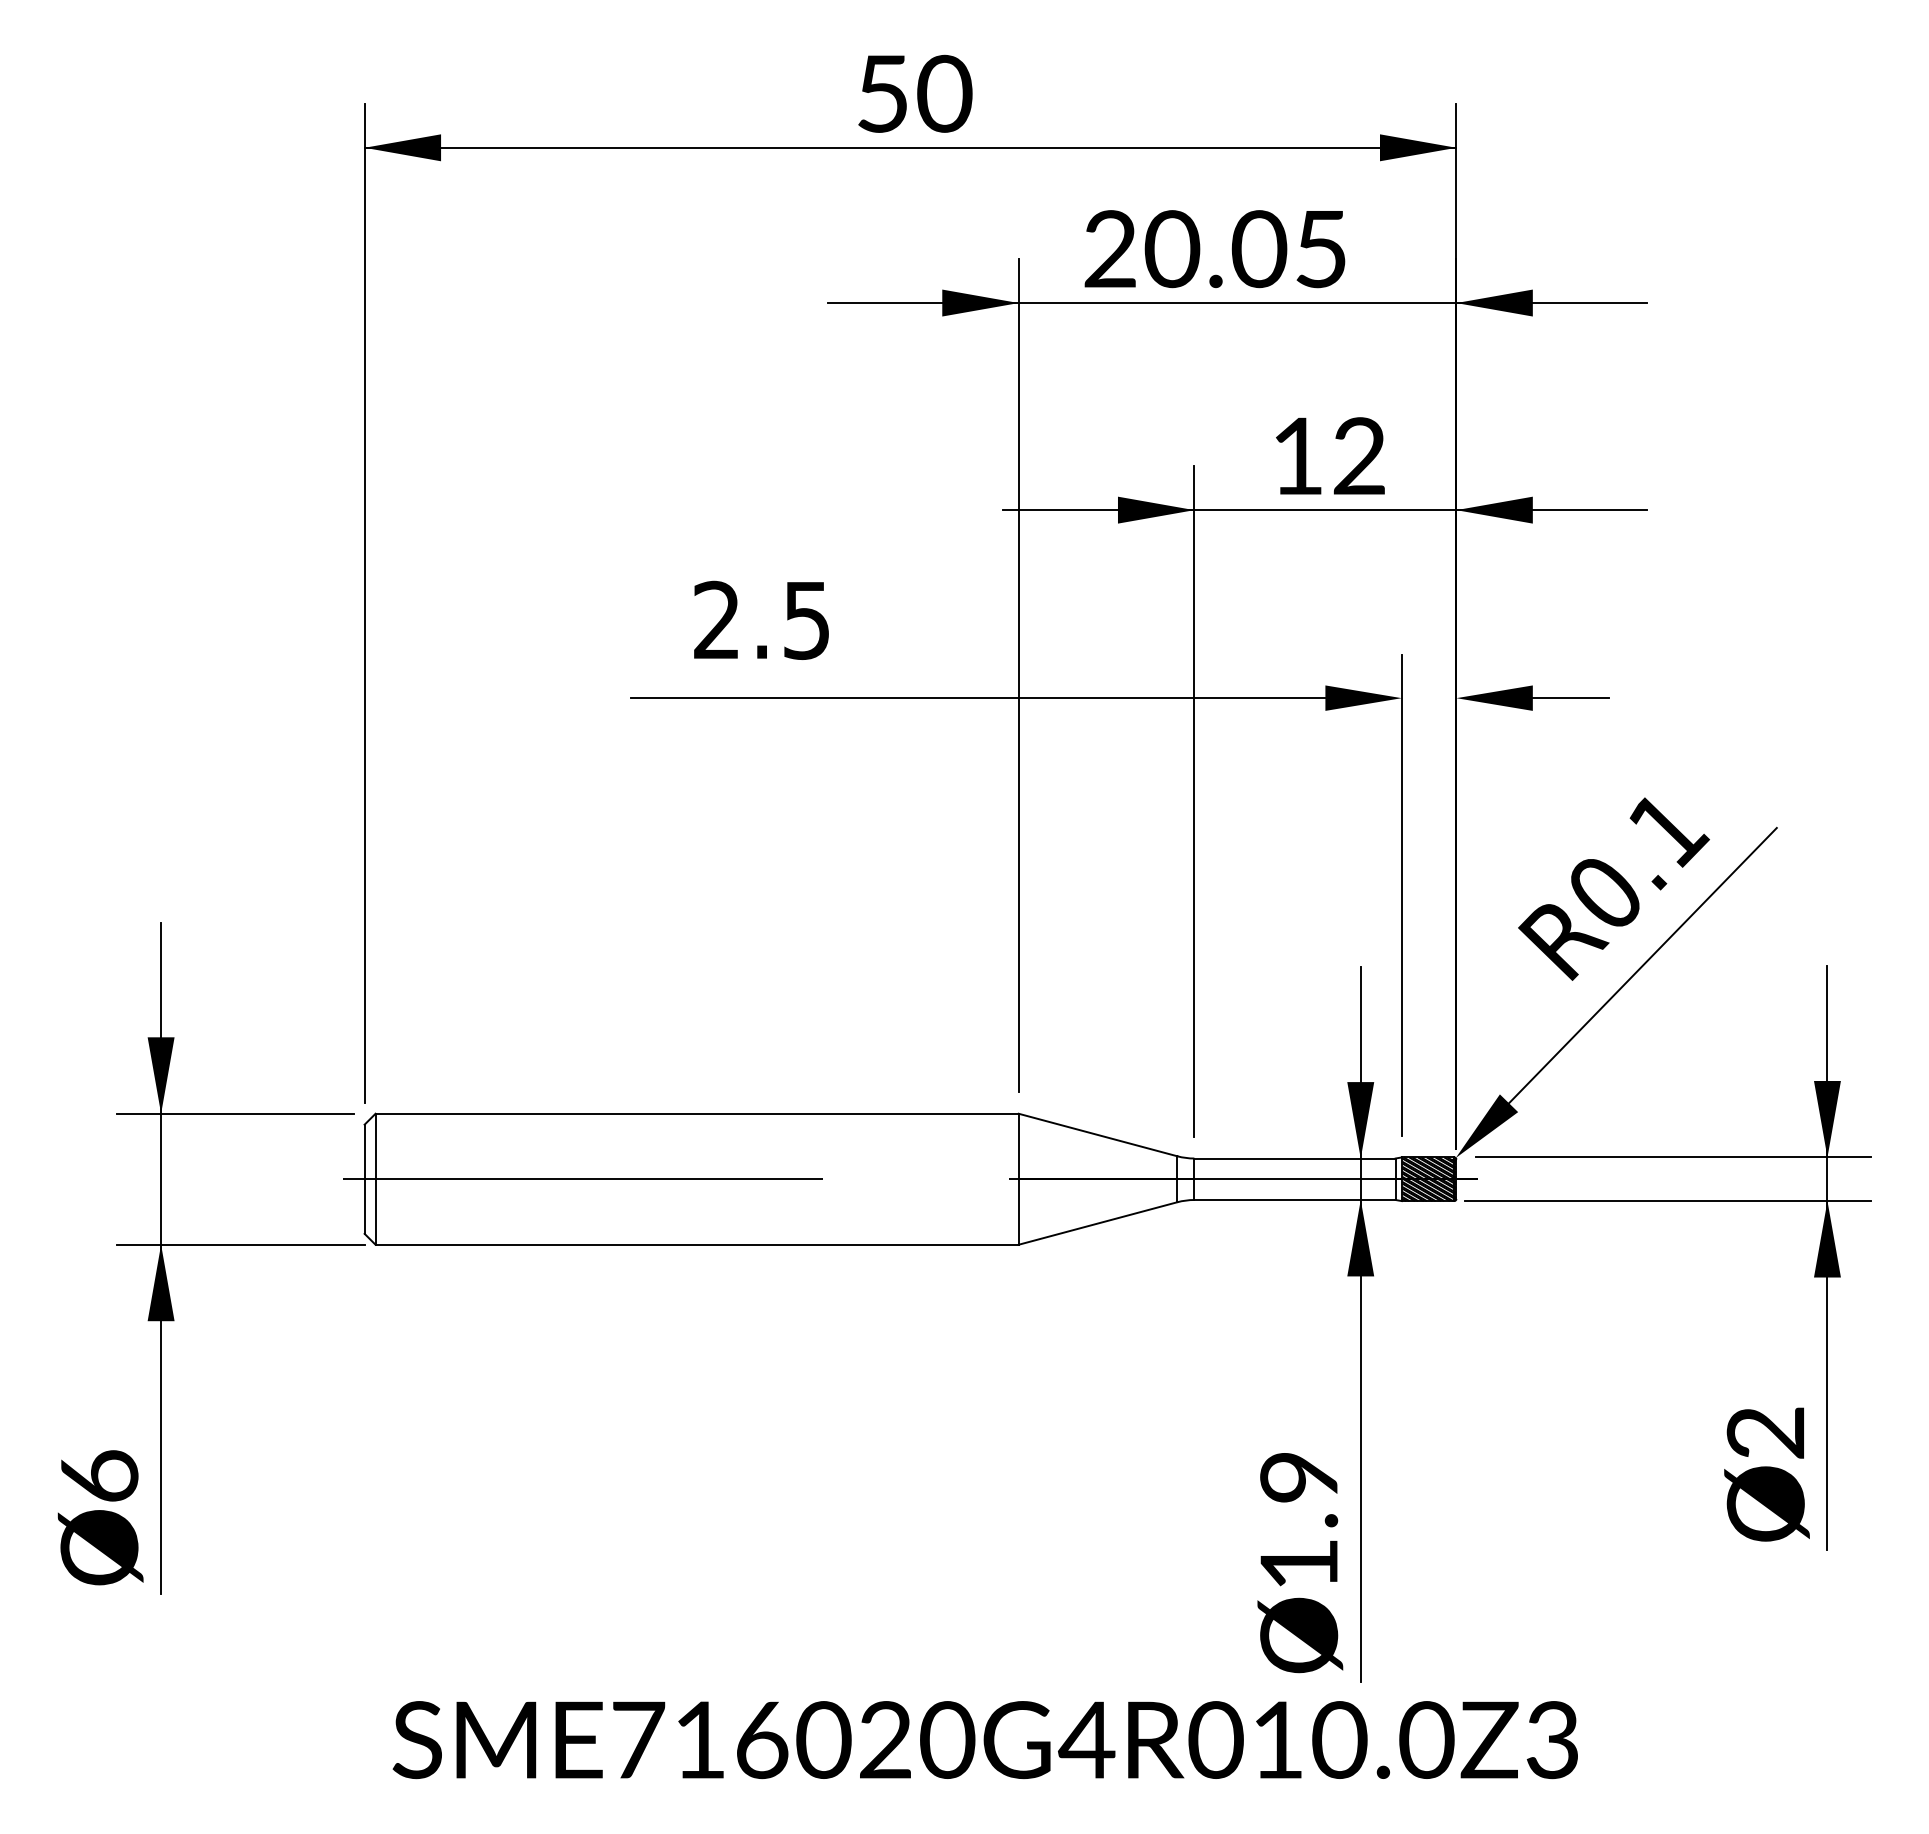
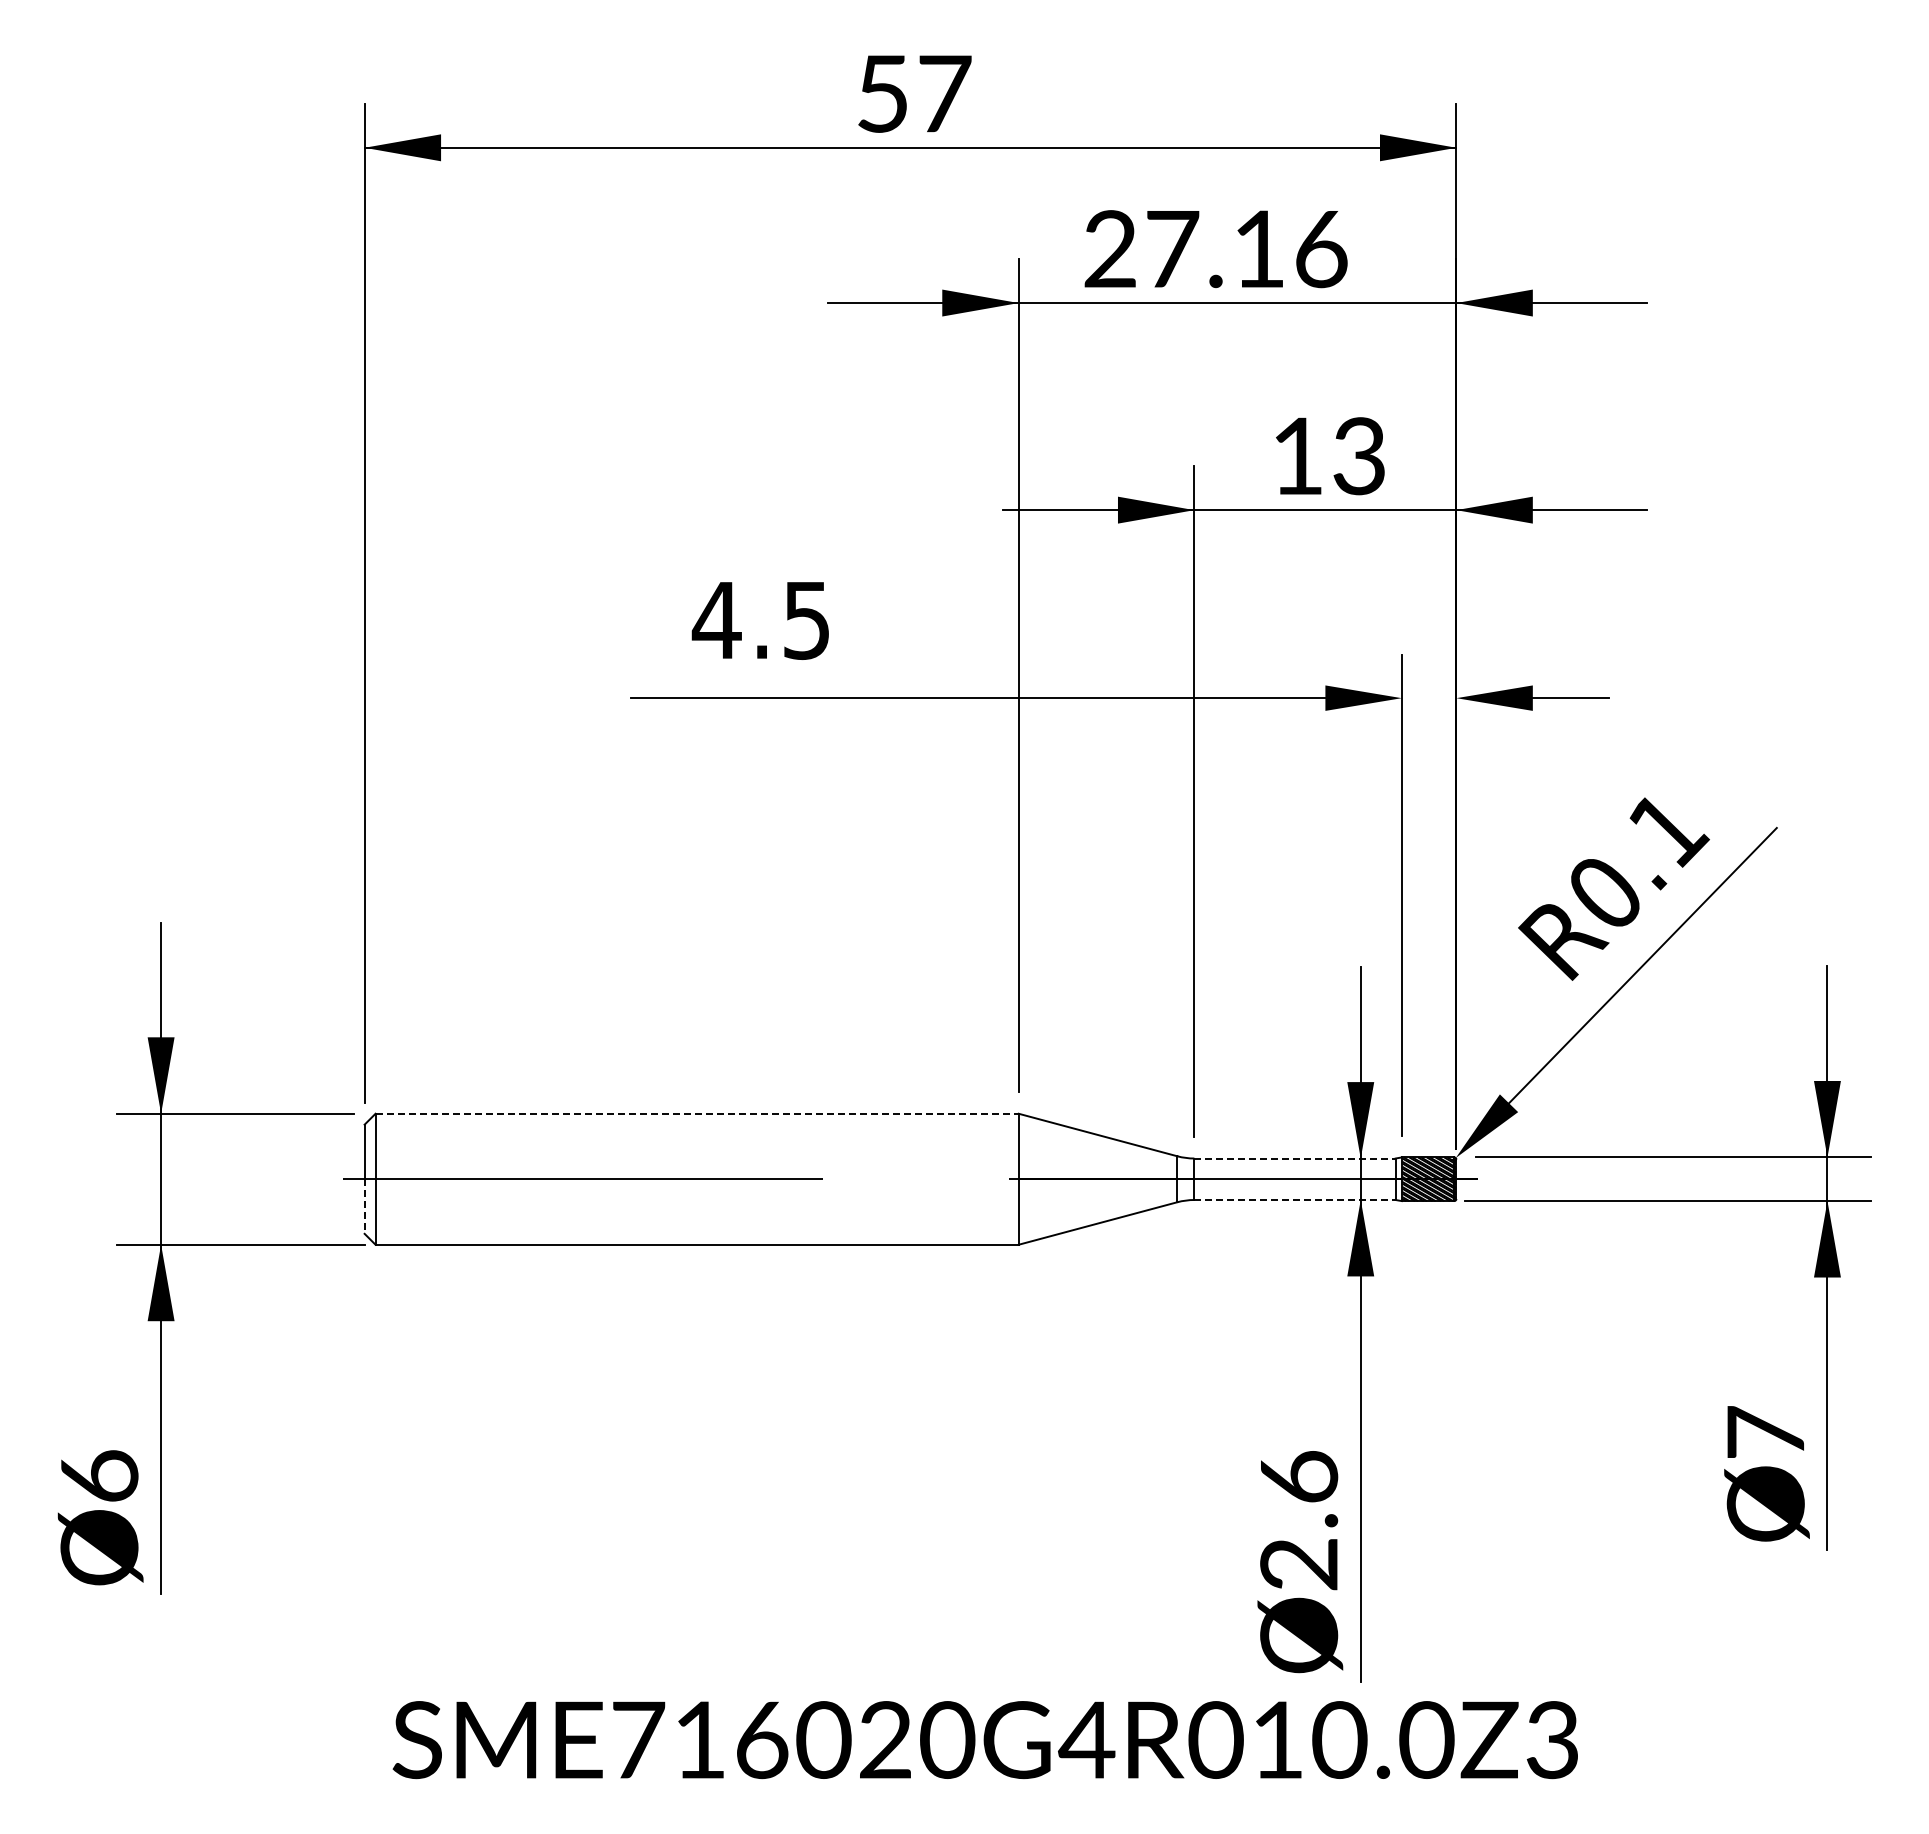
text: 50 -> 57 (944, 93)
text: 20.05 -> 27.16 (1245, 249)
text: 12 -> 13 (1358, 456)
text: 2.5 -> 4.5 (716, 619)
line: solid -> dashed (697, 1113)
line: solid -> dashed (1295, 1158)
line: solid -> dashed (1295, 1200)
line: solid -> dashed (364, 1207)
text: 2 -> 7 (1764, 1432)
text: 1.9 -> 2.6 (1299, 1520)
